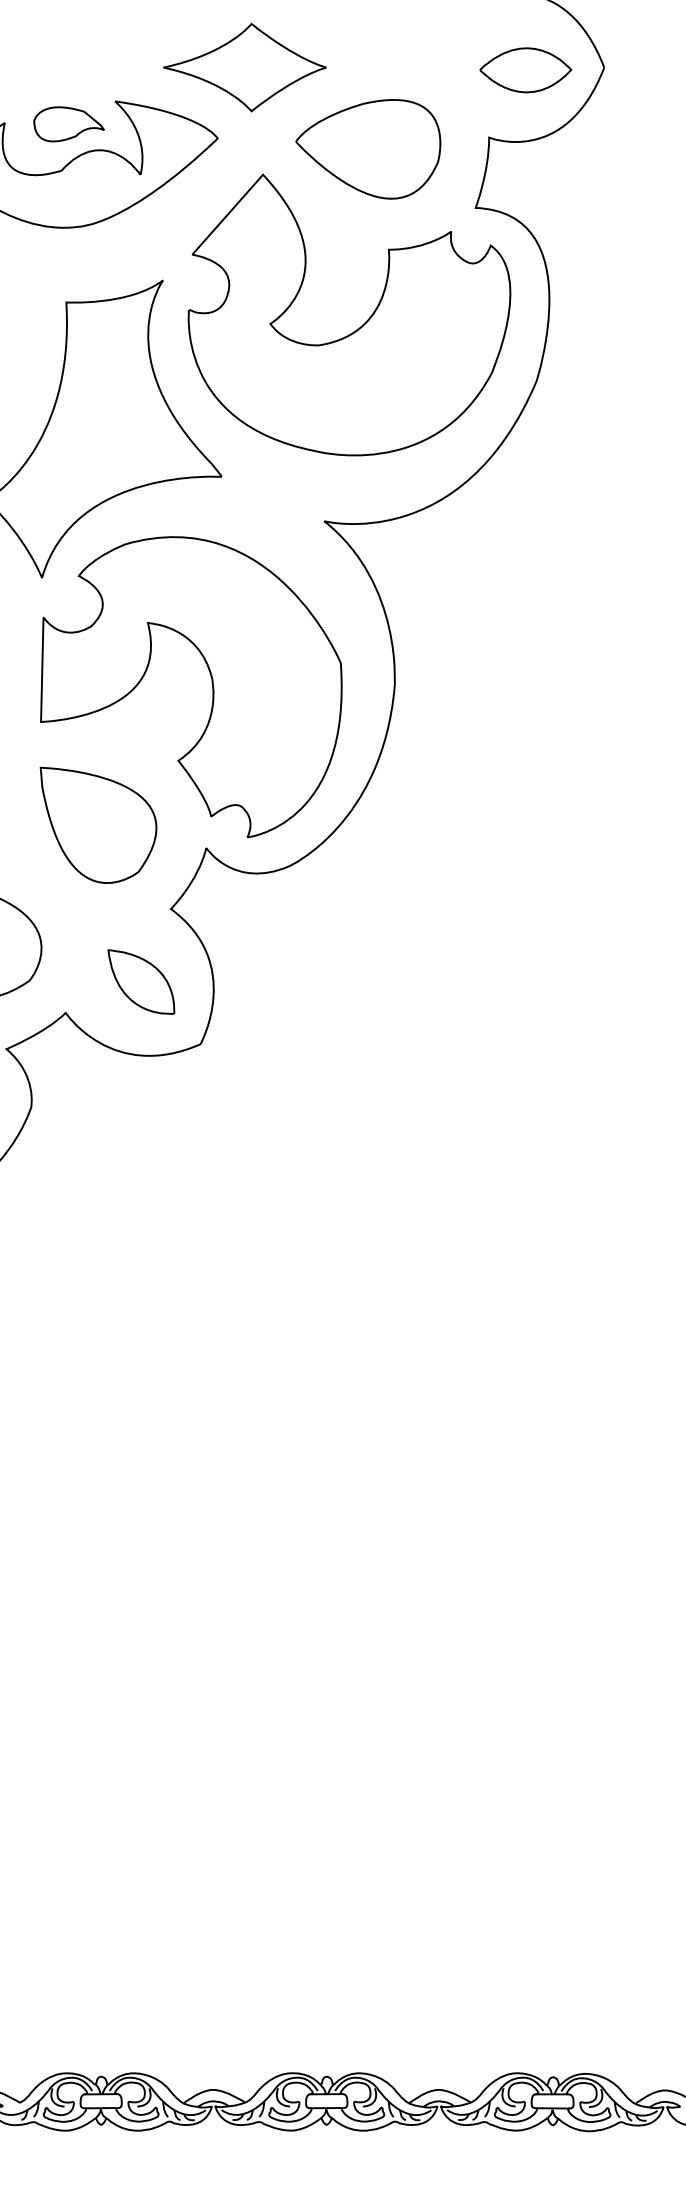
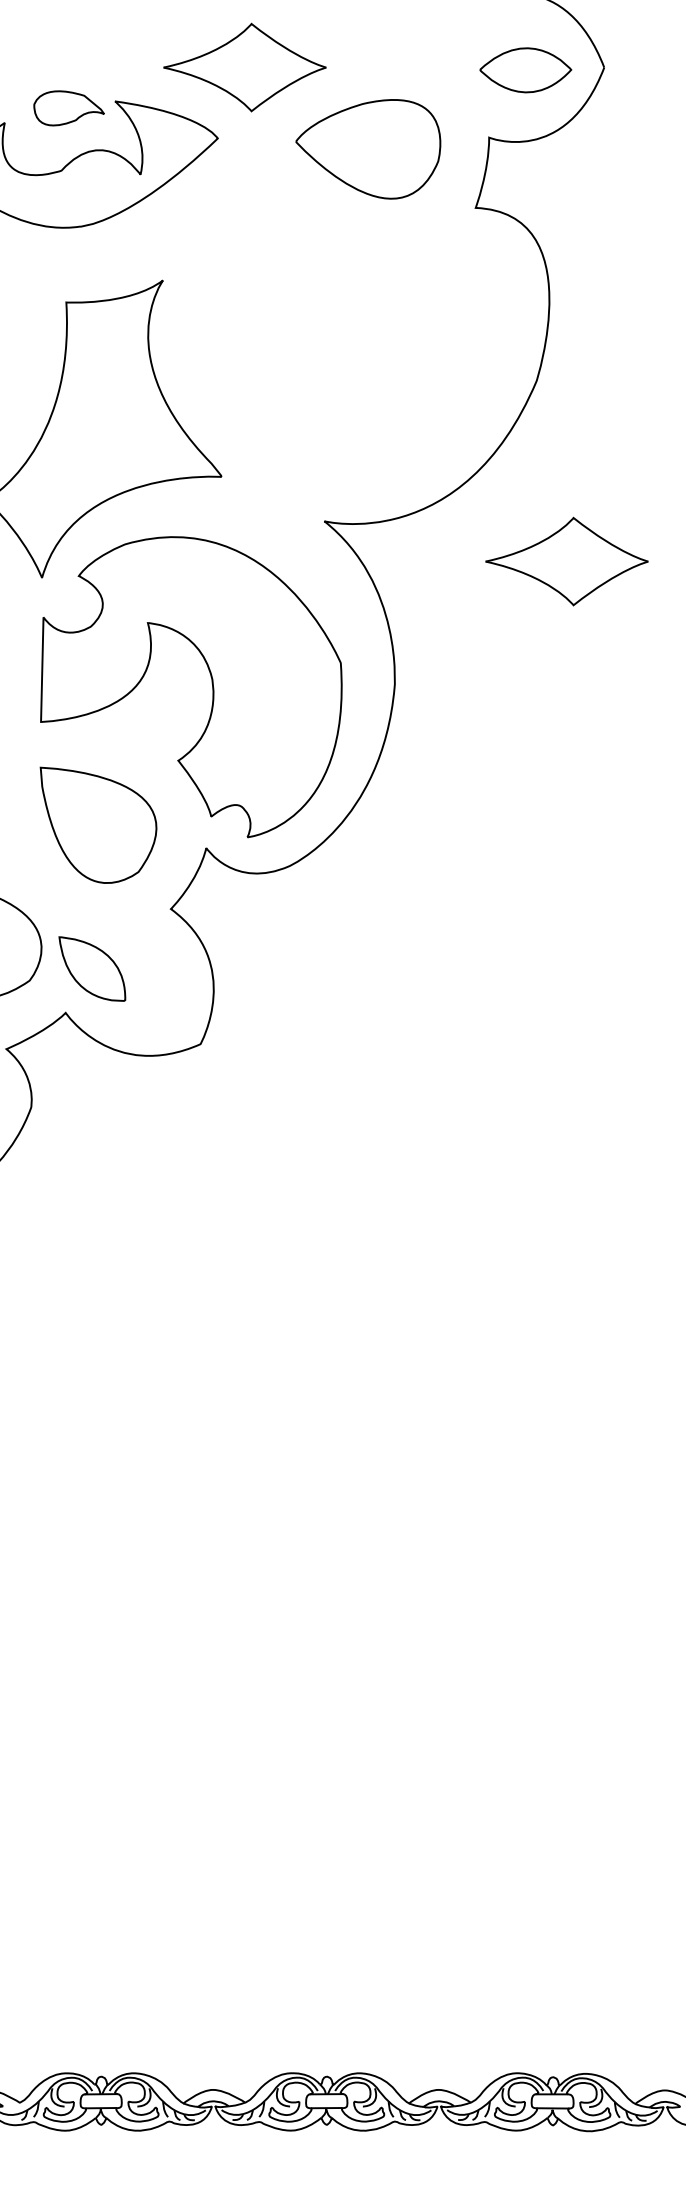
part position: (68, 124) -> (68, 108) (68, 108)
part: present -> none (361, 325)
part: none -> present (566, 561)
part position: (141, 981) -> (92, 968) (92, 968)
